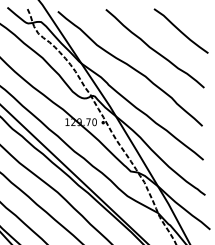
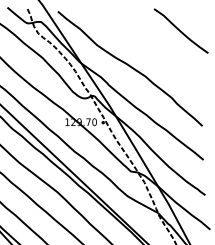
curve: present -> none (153, 48)
